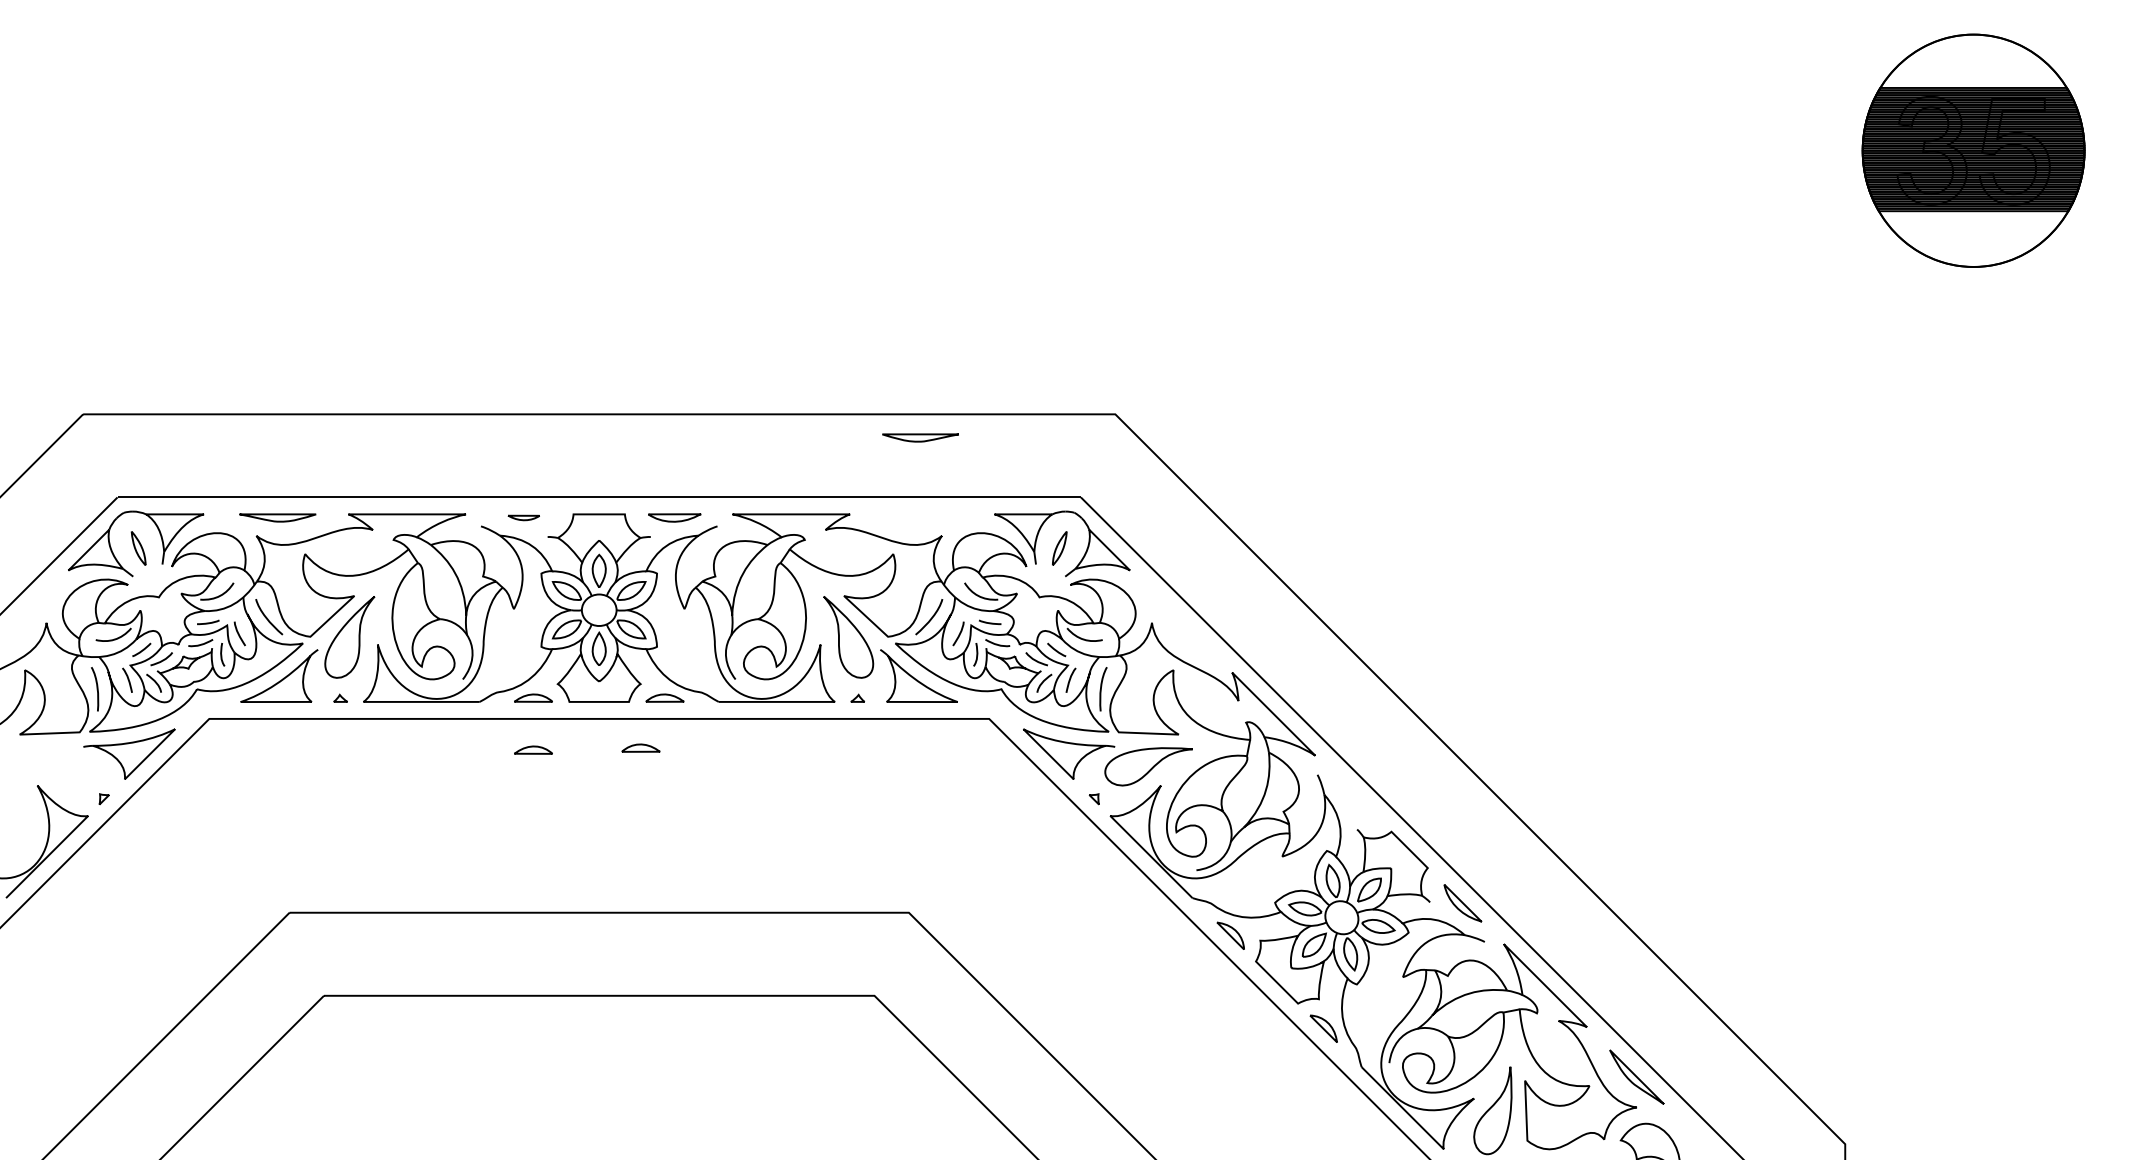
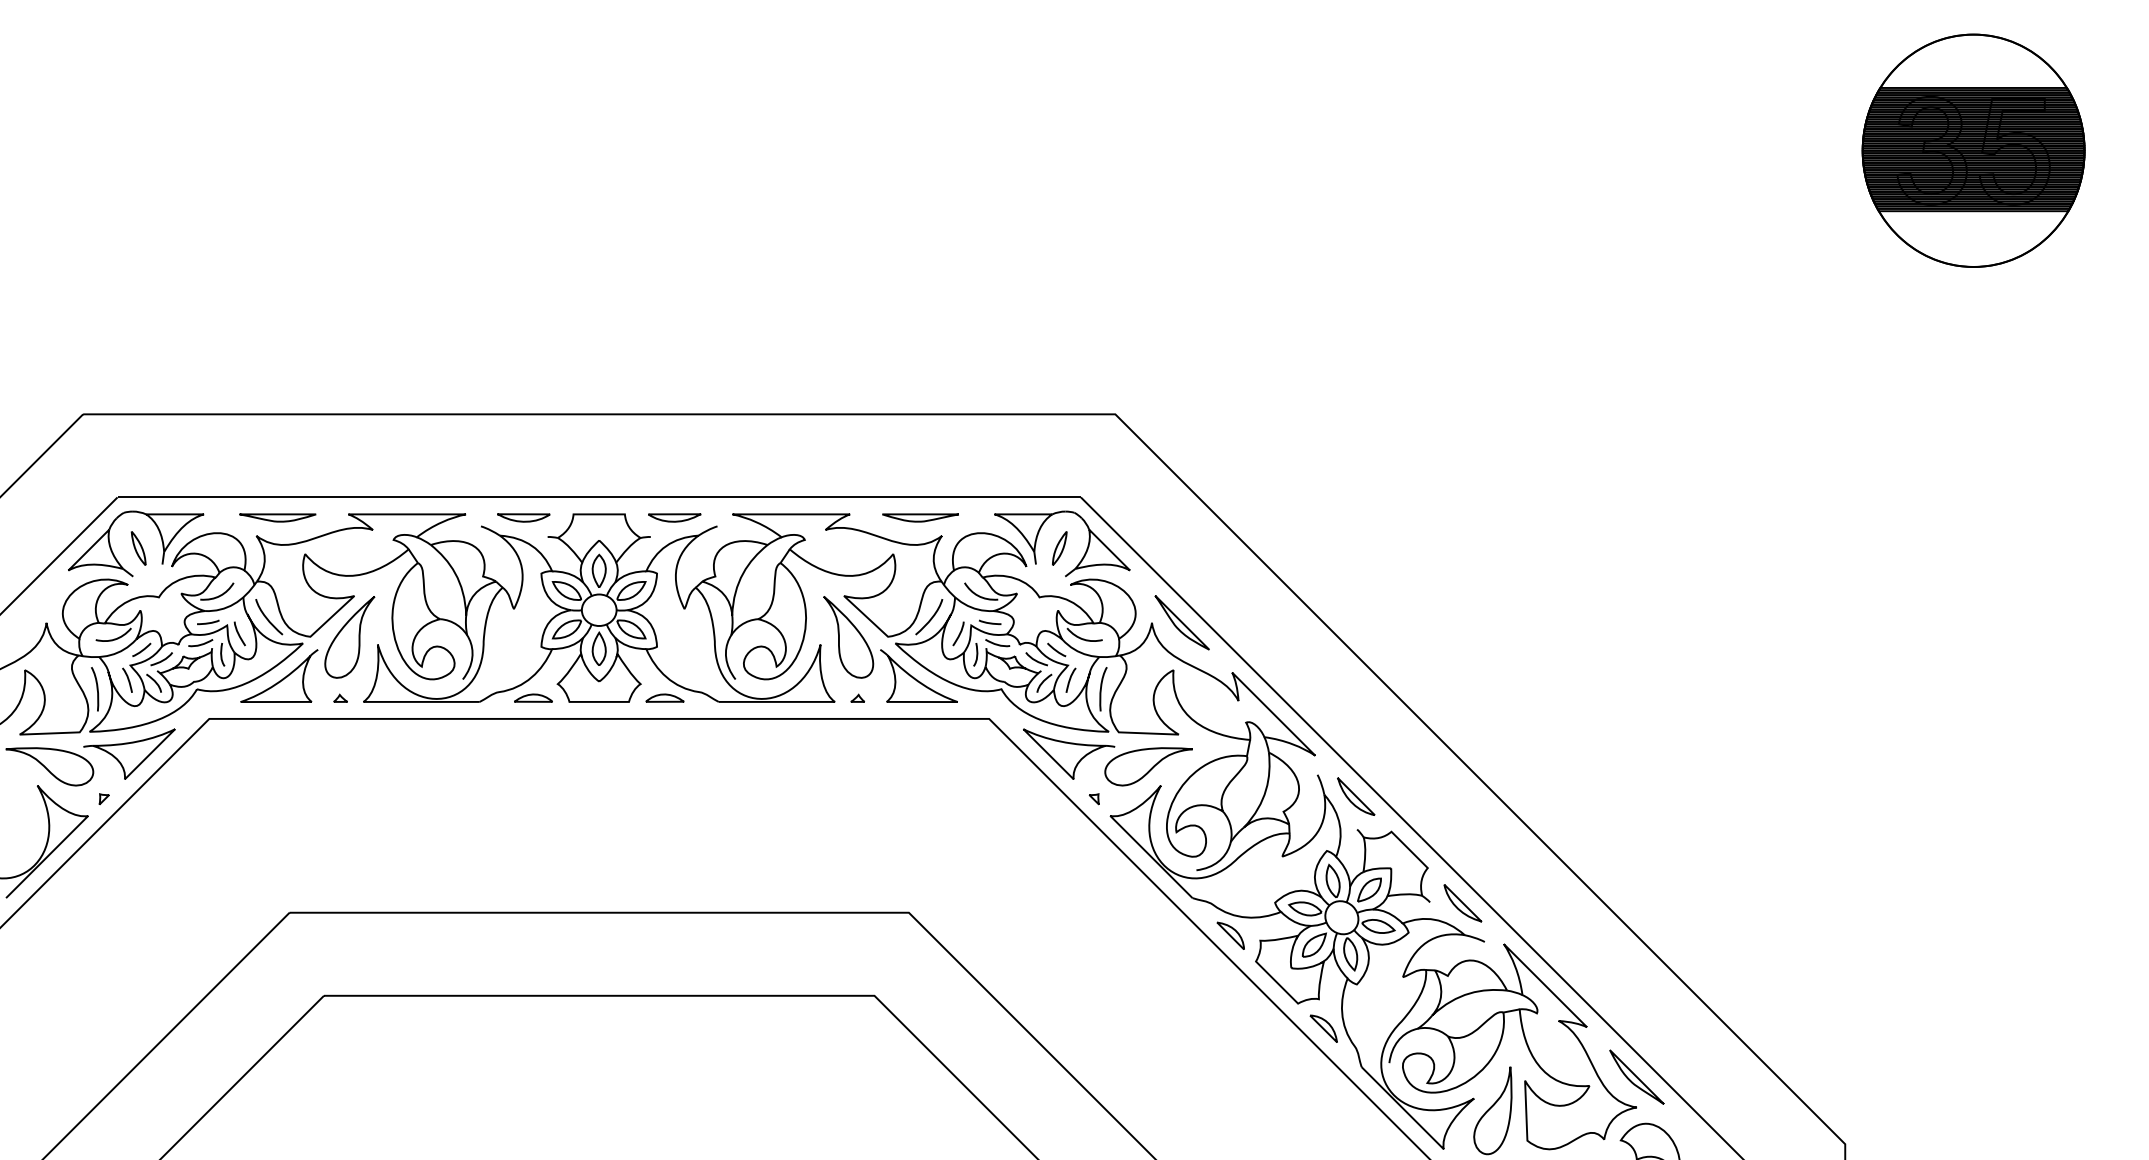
part position: (920, 437) -> (920, 517) (920, 517)
part size: 33x8 px -> 54x10 px (523, 517)
part: none -> present (1181, 622)
part: present -> none (640, 747)
part: present -> none (533, 749)
part: none -> present (49, 766)
part: none -> present (1356, 796)
